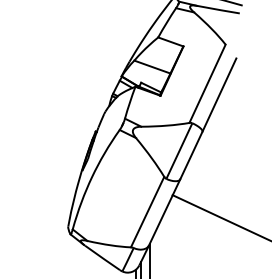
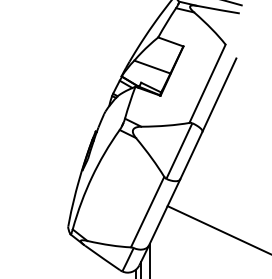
line position: (220, 217) -> (217, 229) (217, 229)
